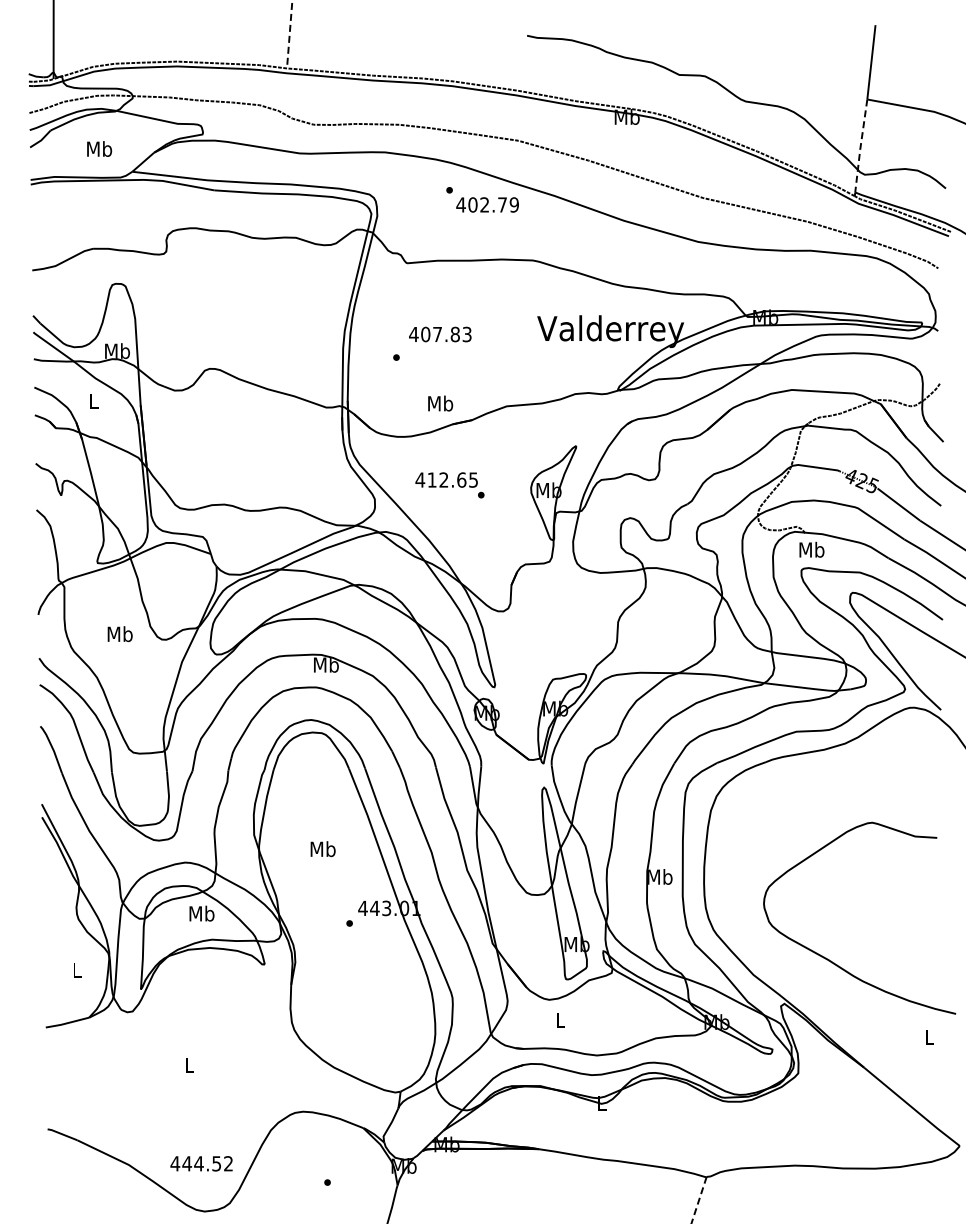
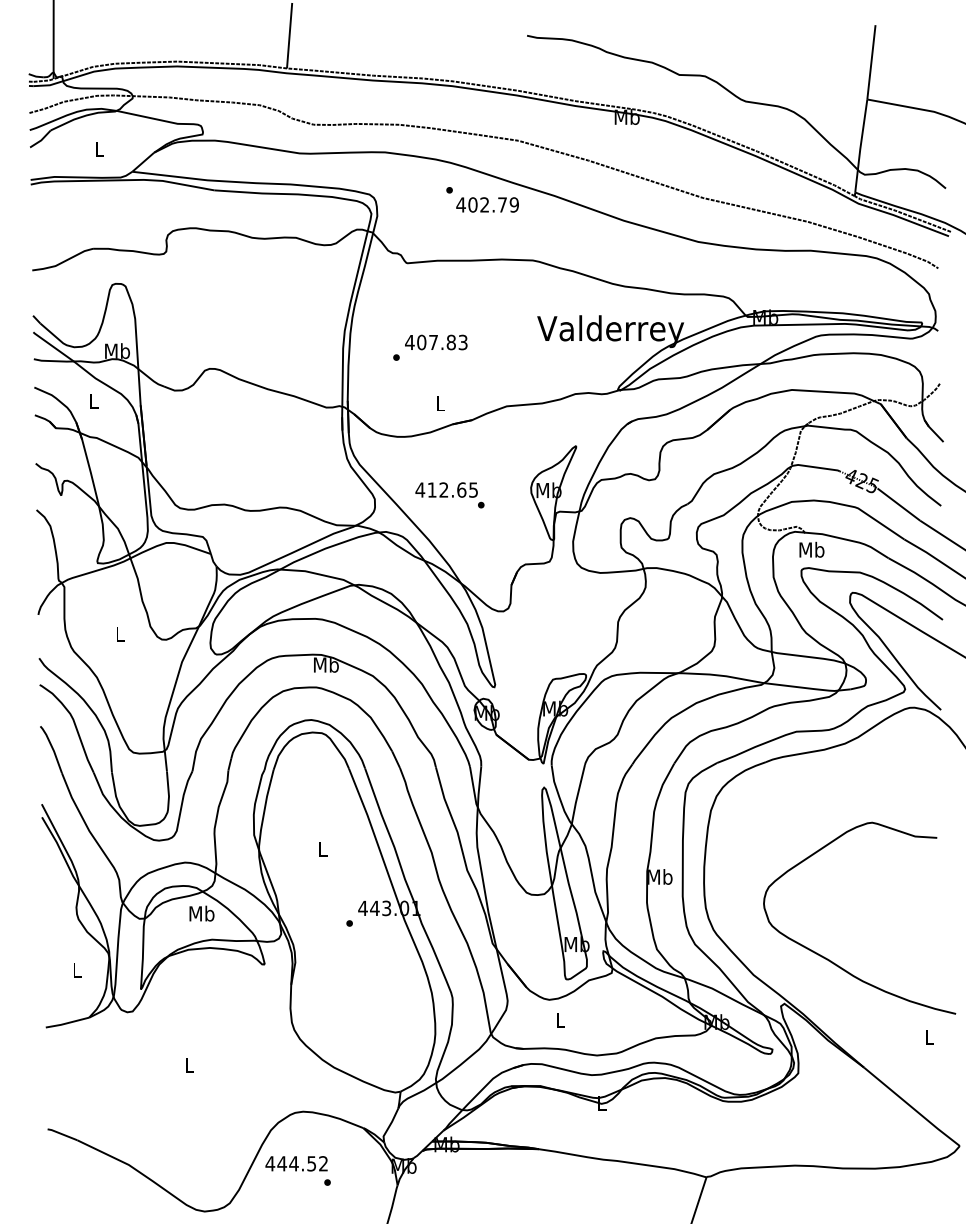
line: dashed -> solid (289, 35)
line: dashed -> solid (860, 146)
text: Mb -> L (99, 148)
text position: (440, 334) -> (436, 342) (436, 342)
text: Mb -> L (440, 403)
text position: (449, 485) -> (449, 495) (449, 495)
text: Mb -> L (119, 634)
text: Mb -> L (322, 849)
text position: (201, 1163) -> (296, 1163) (296, 1163)
line: dashed -> solid (698, 1200)
